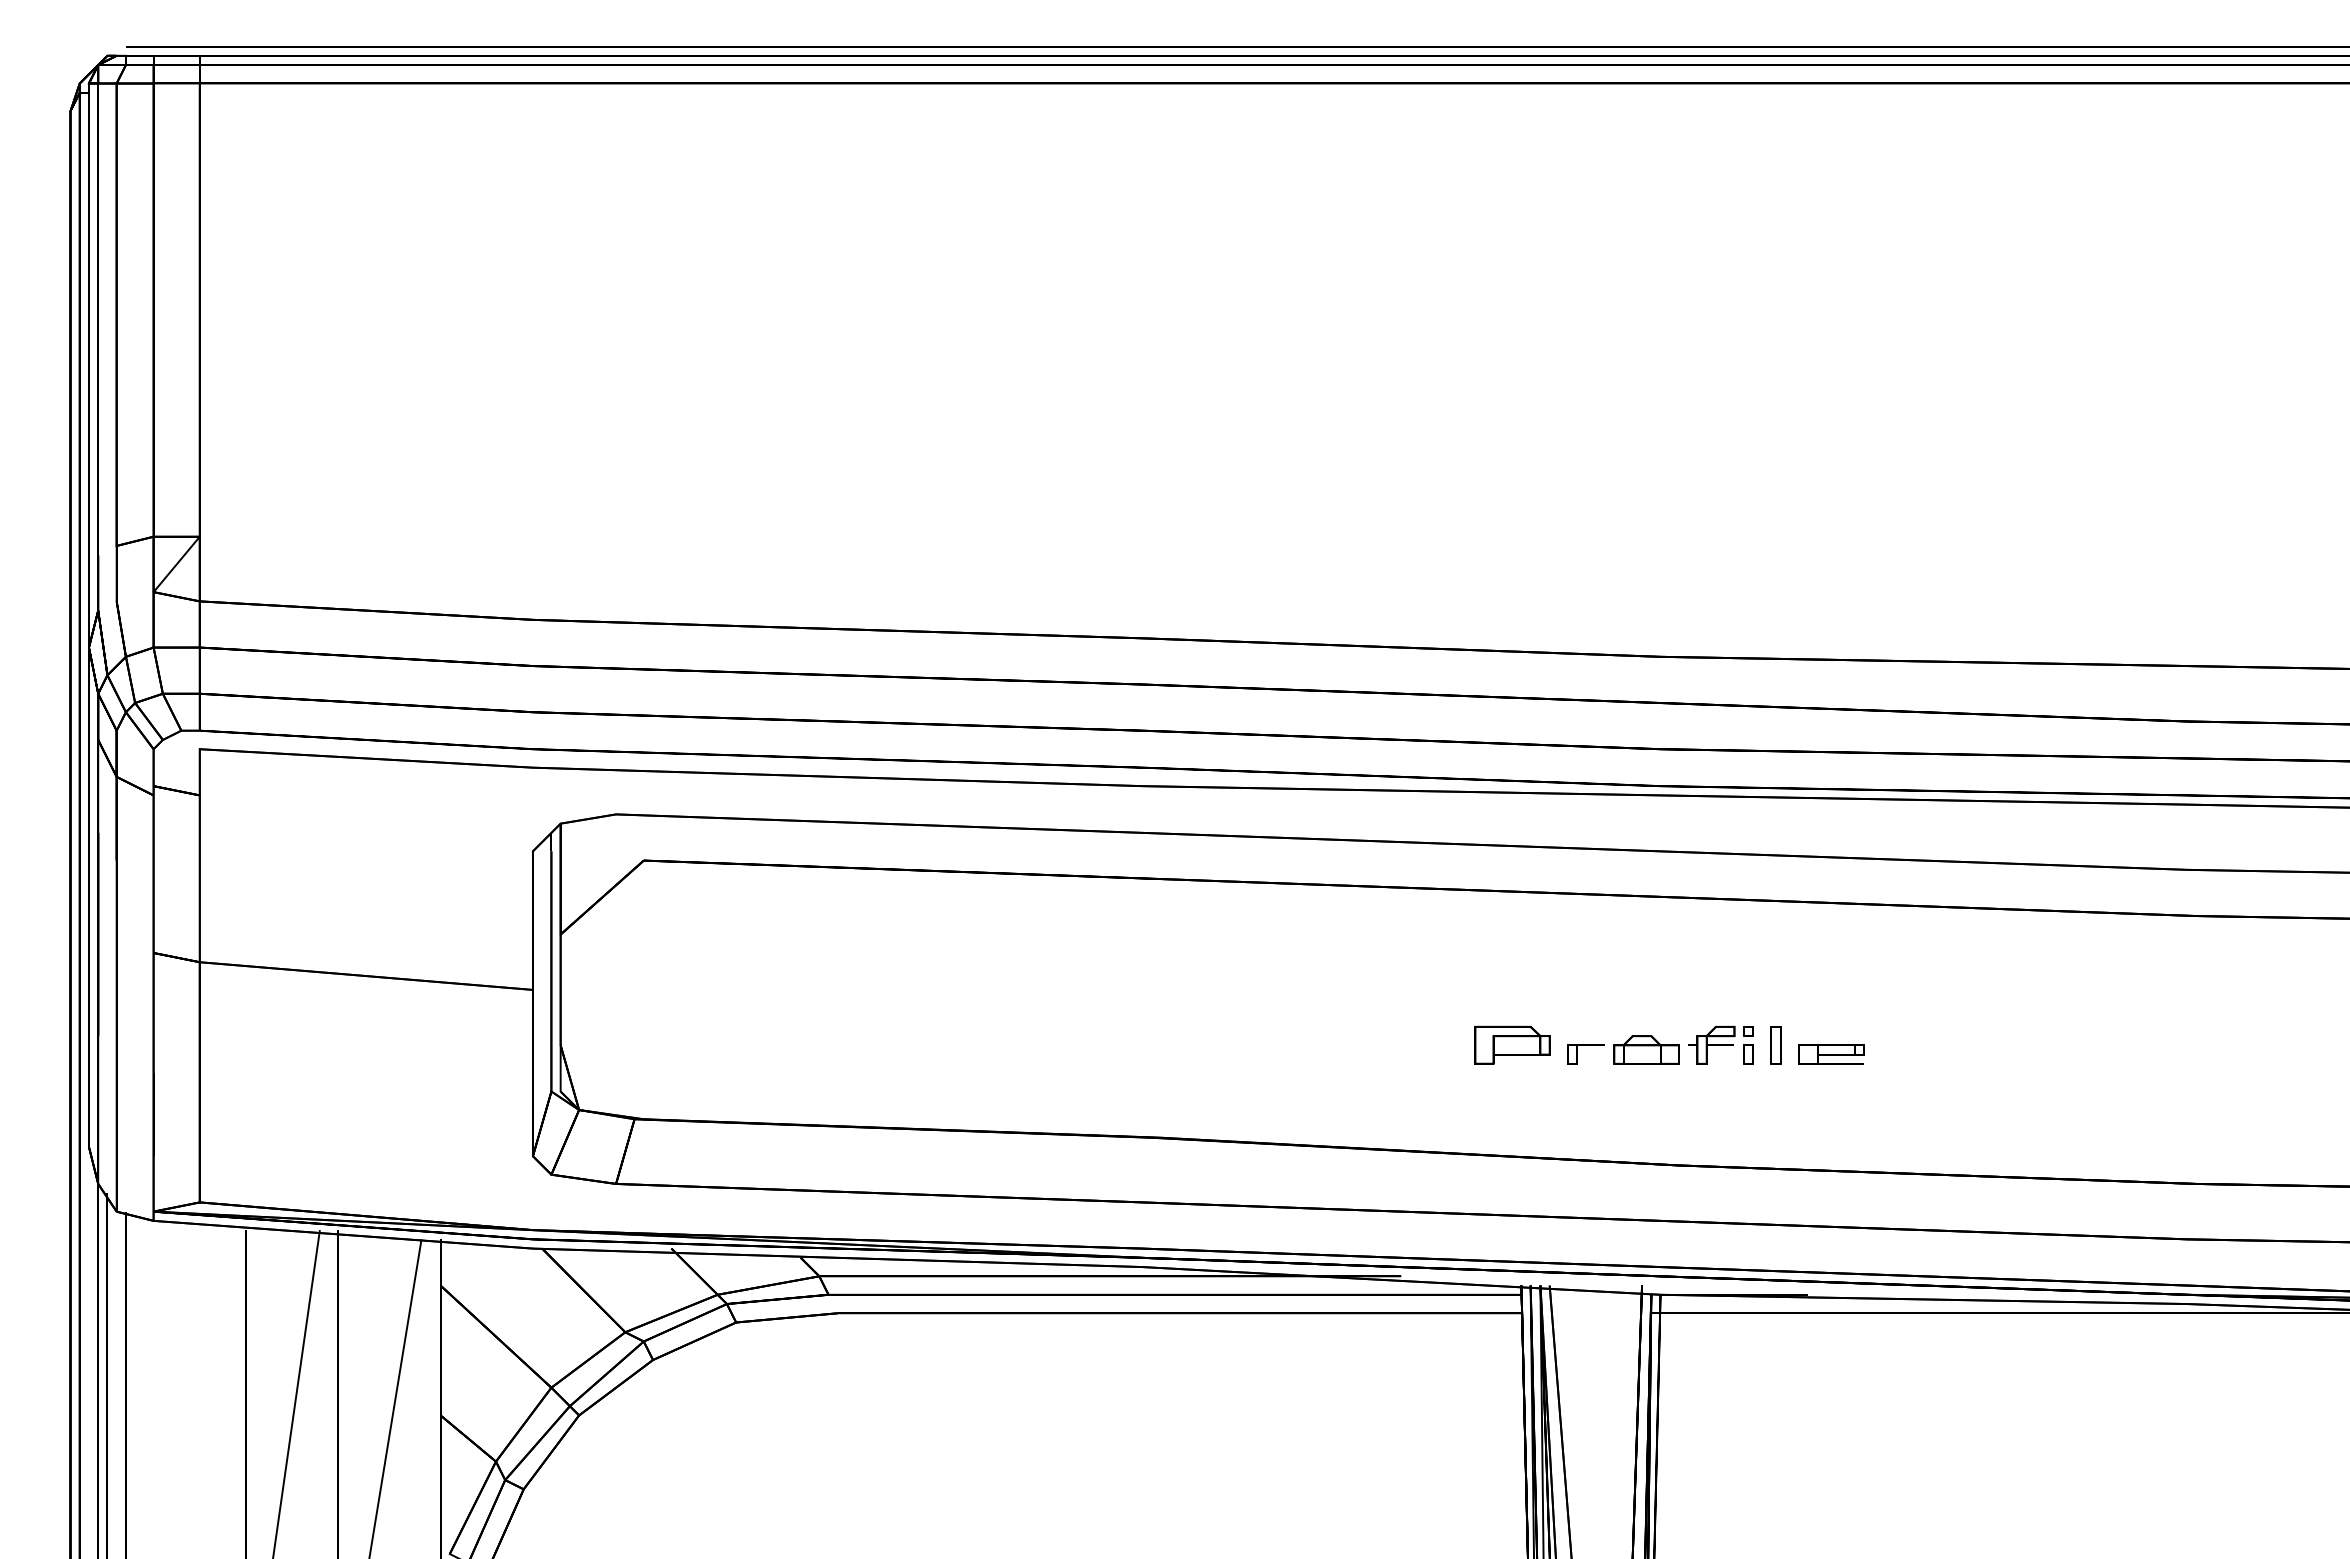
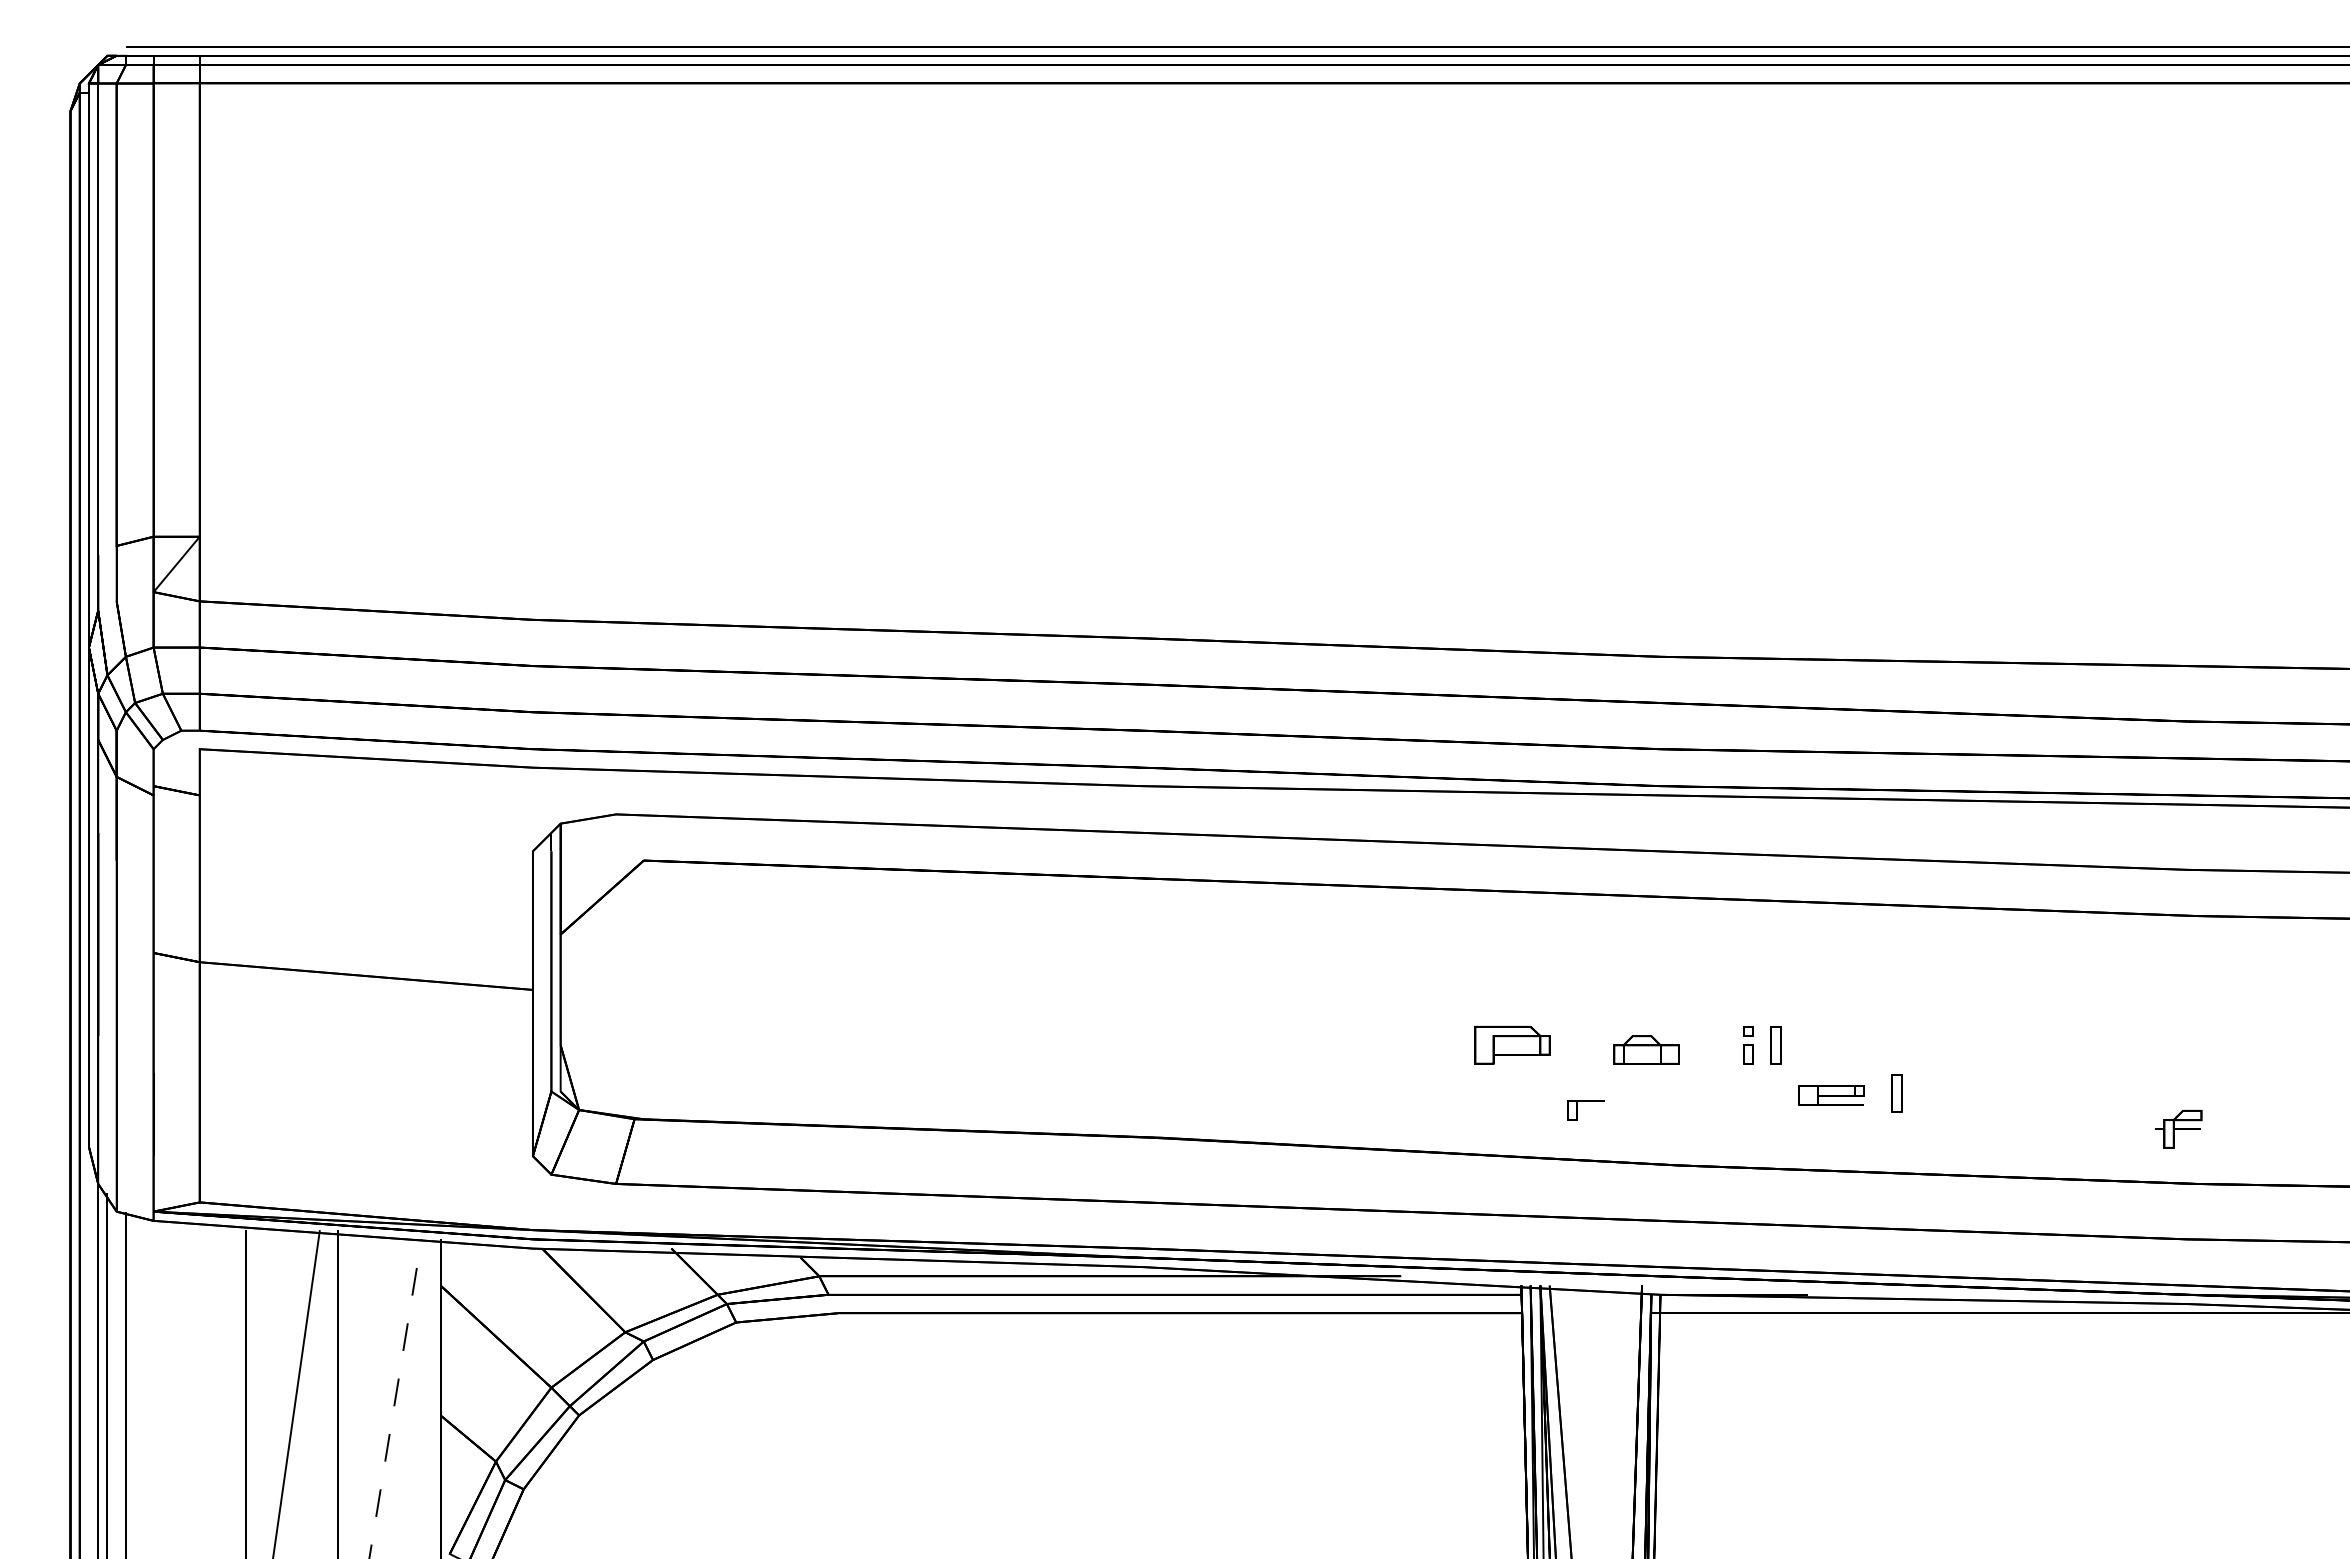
part position: (1711, 1044) -> (2178, 1128) (2178, 1128)
part position: (1577, 1054) -> (1577, 1110) (1577, 1110)
part position: (1831, 1054) -> (1831, 1095) (1831, 1095)
part: none -> present (1896, 1093)
line: solid -> dashed (395, 1399)
